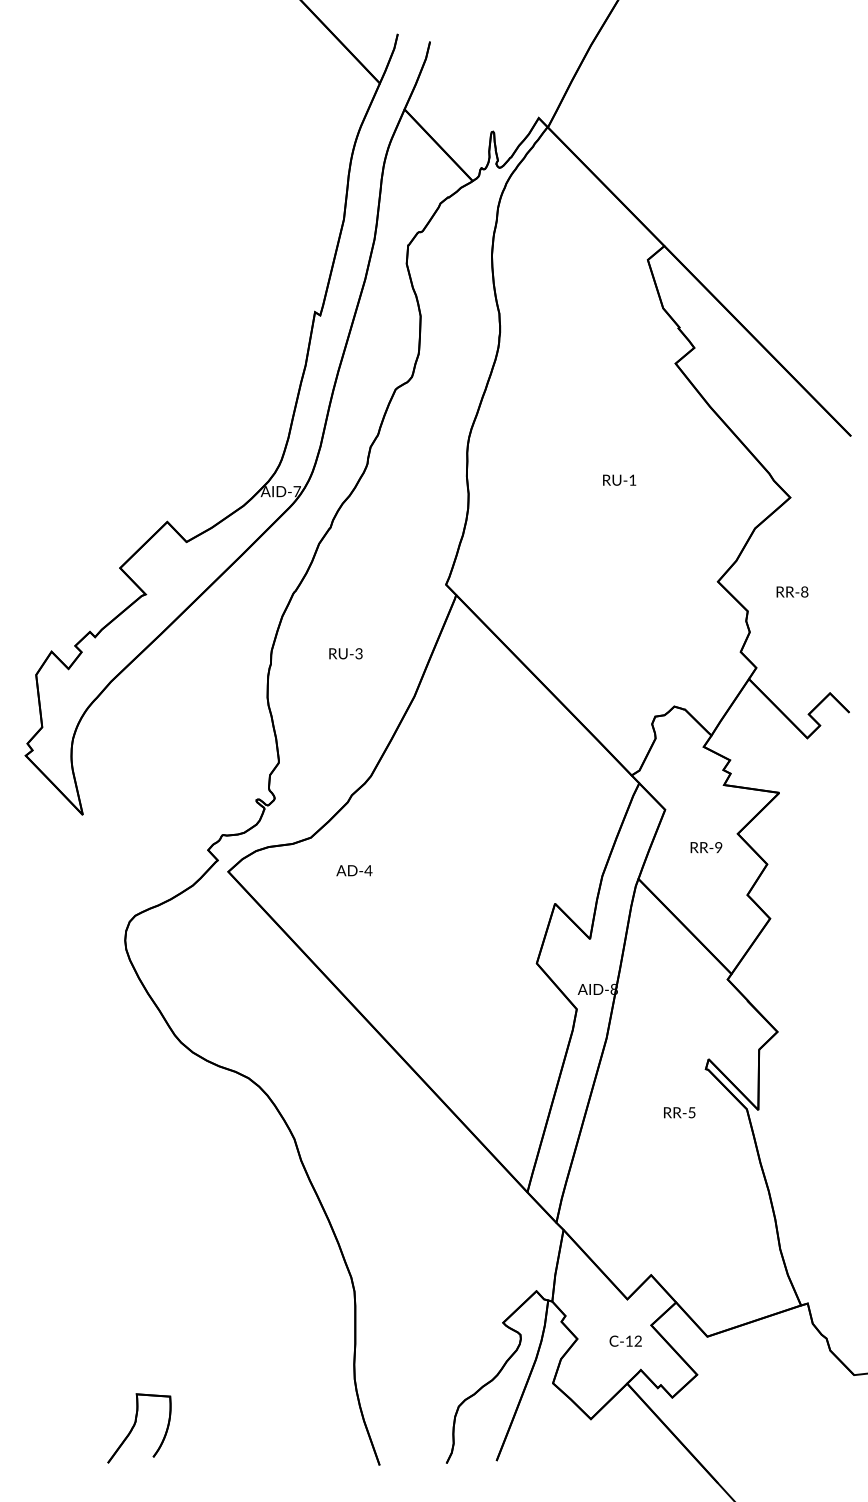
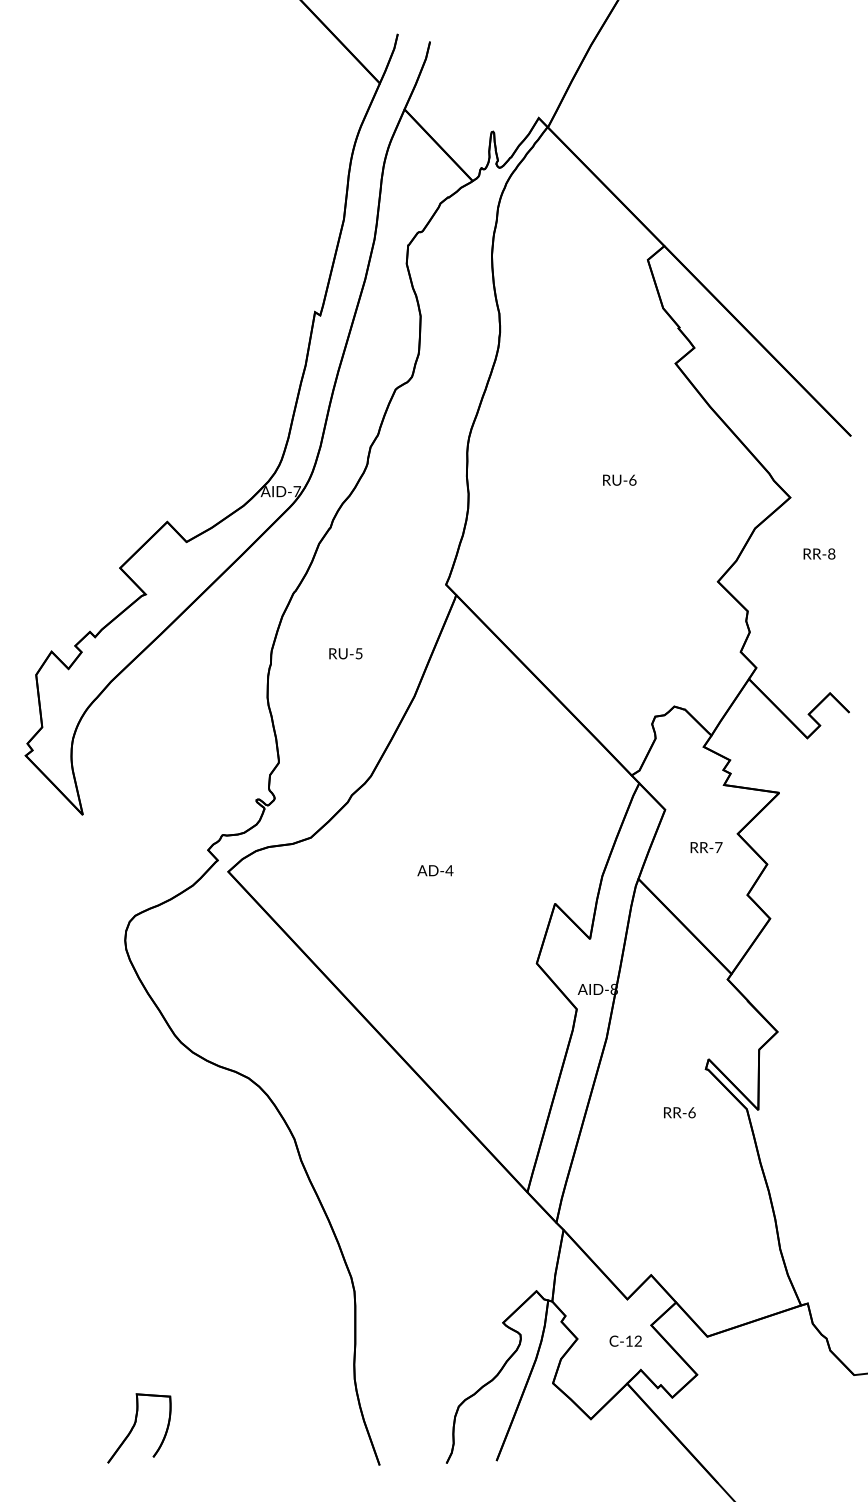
text: RU-1 -> RU-6 (632, 479)
text position: (792, 591) -> (819, 553) (819, 553)
text: RU-3 -> RU-5 (358, 653)
text: RR-9 -> RR-7 (718, 847)
text position: (354, 870) -> (435, 870) (435, 870)
text: RR-5 -> RR-6 (691, 1112)
